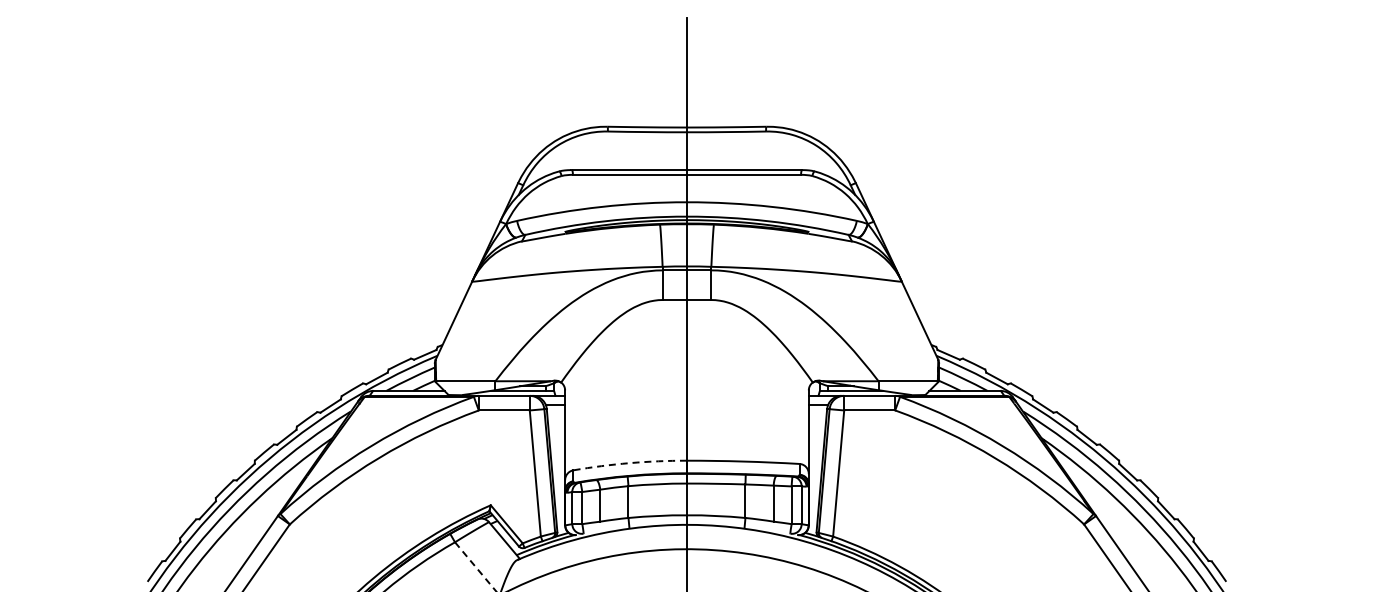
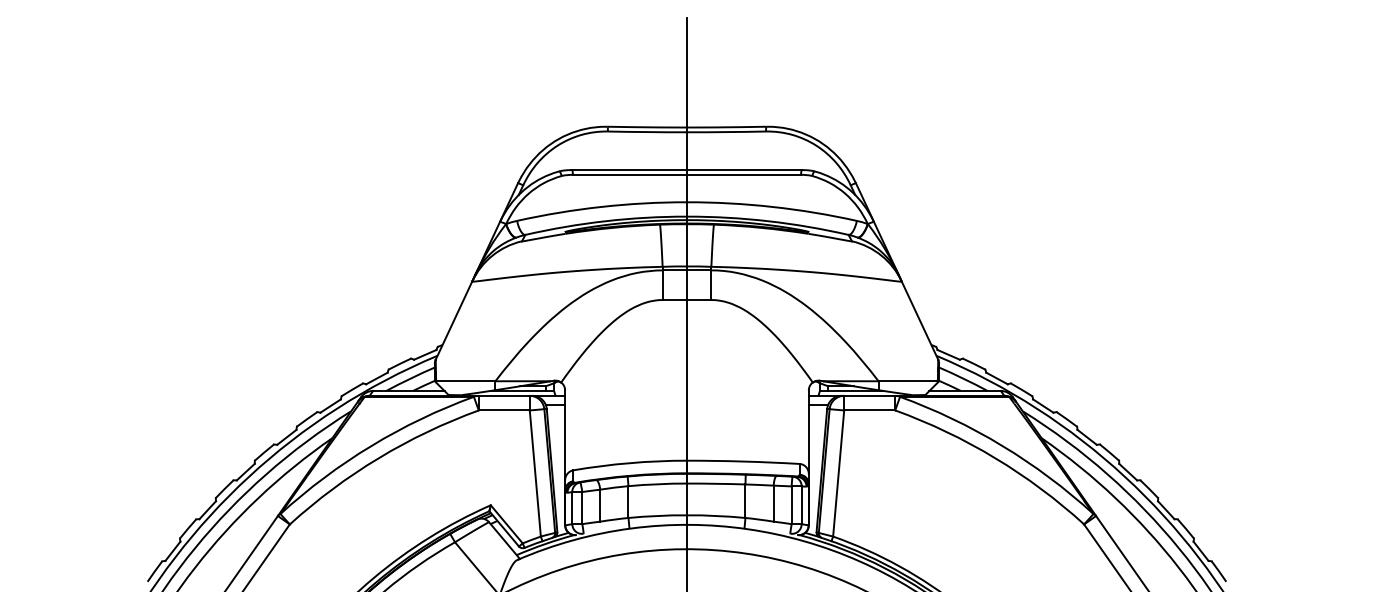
arc: dashed -> solid (629, 463)
line: dashed -> solid (476, 567)
